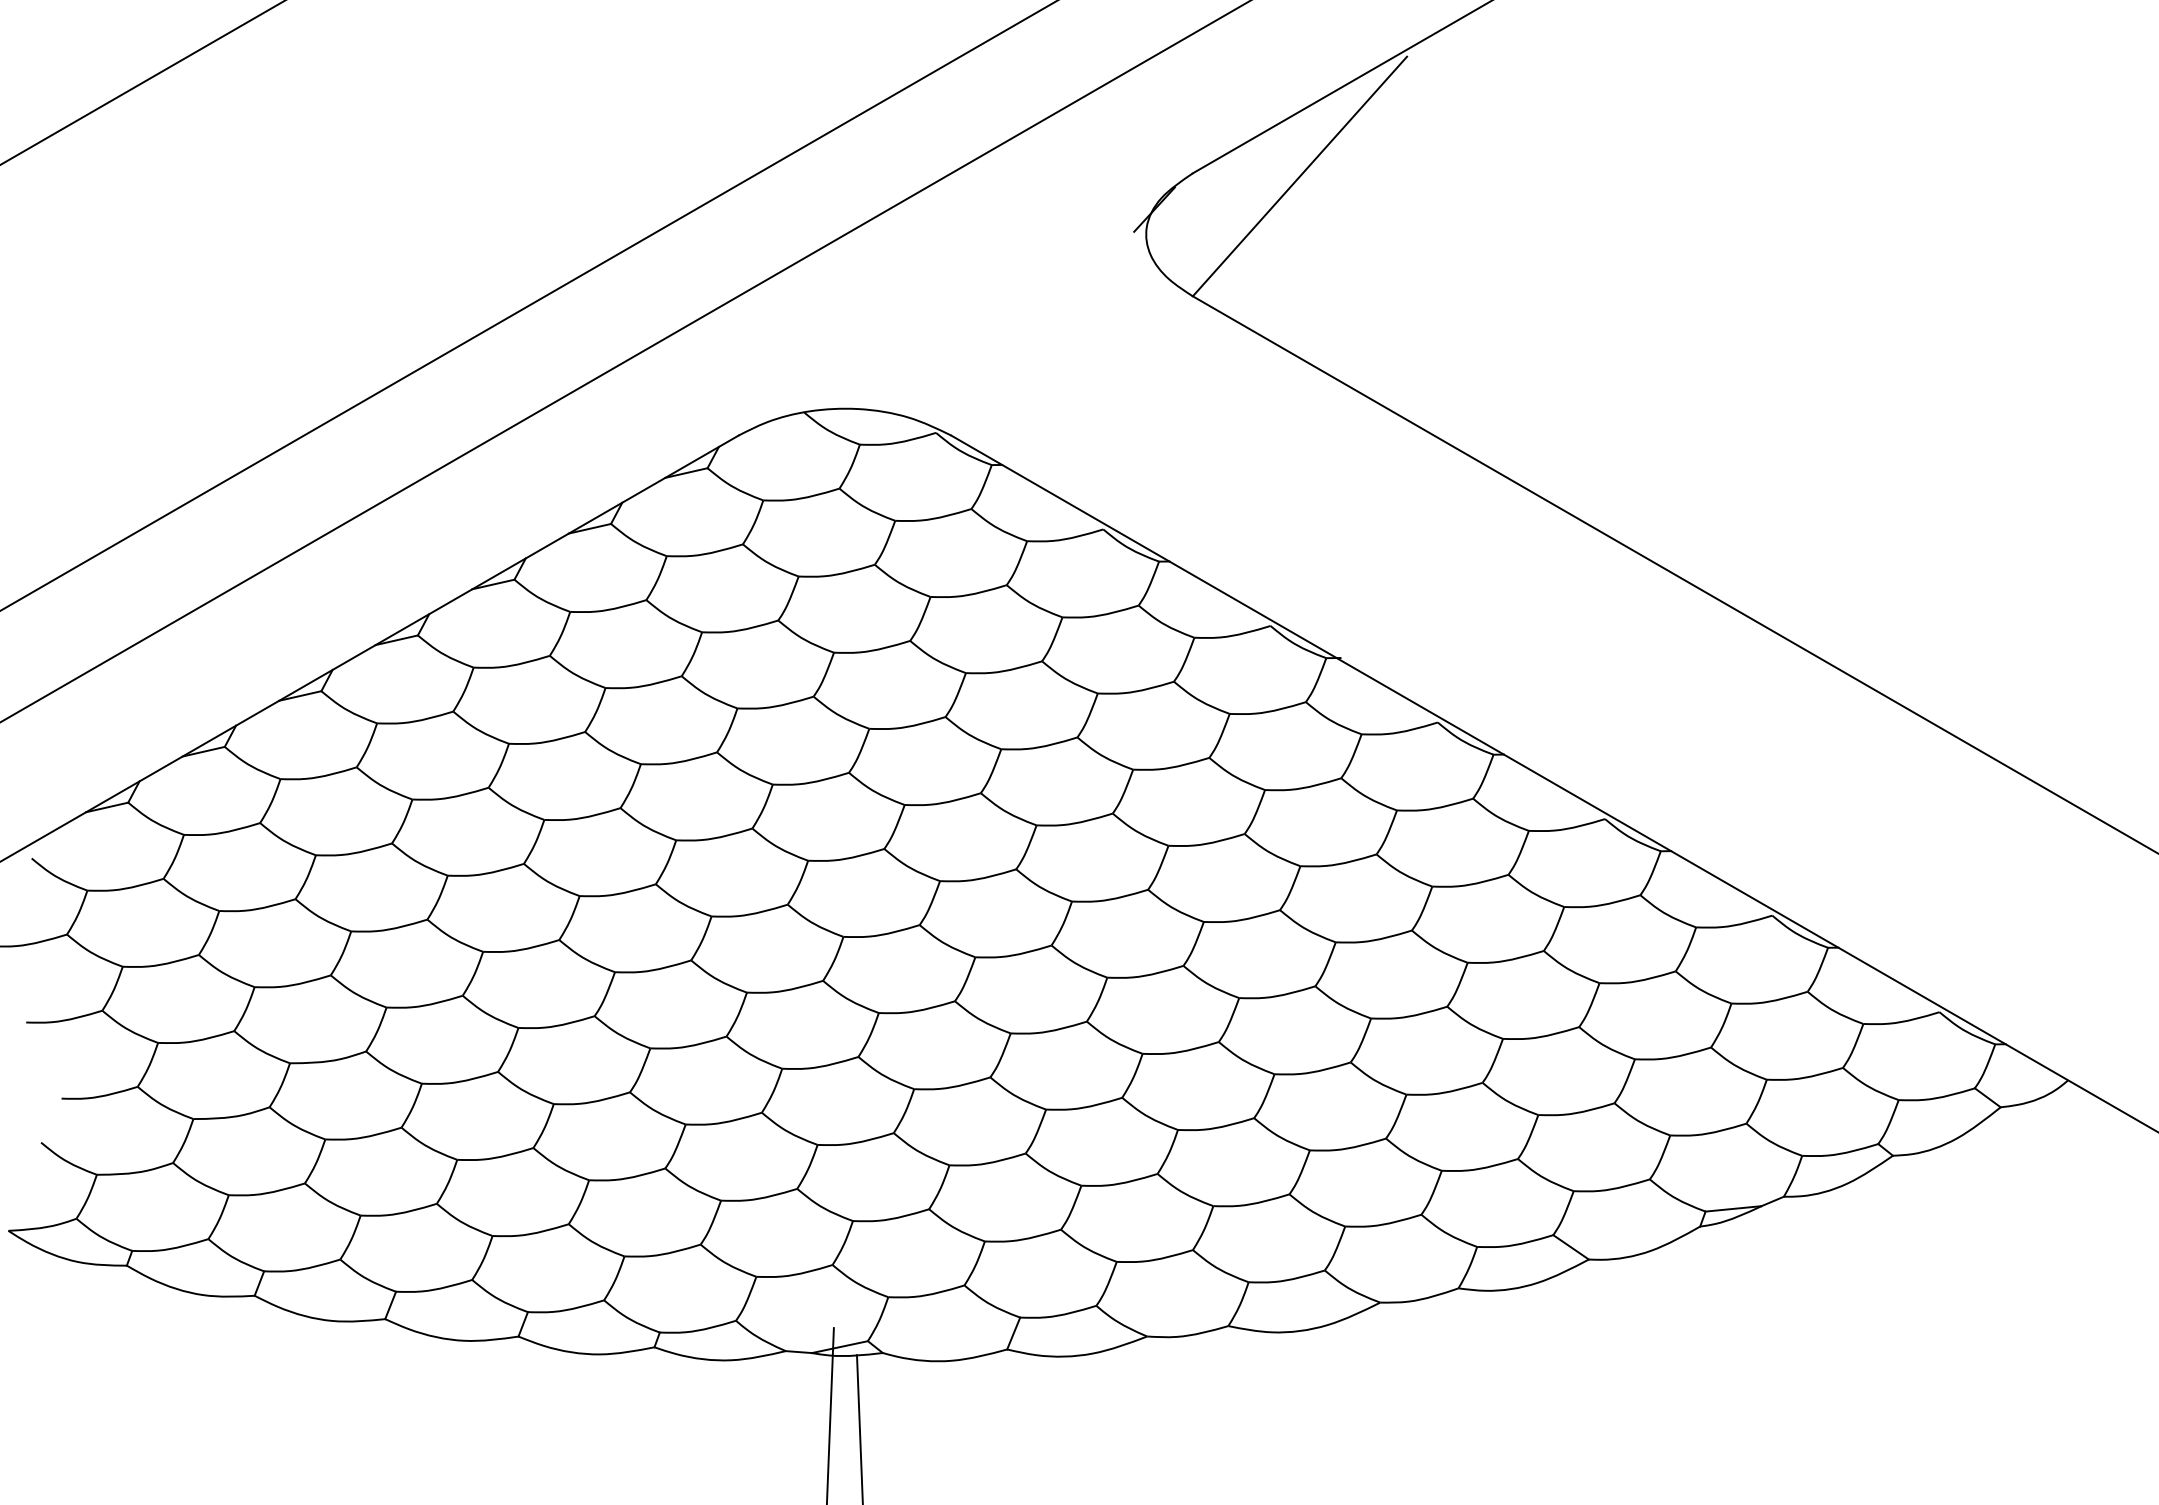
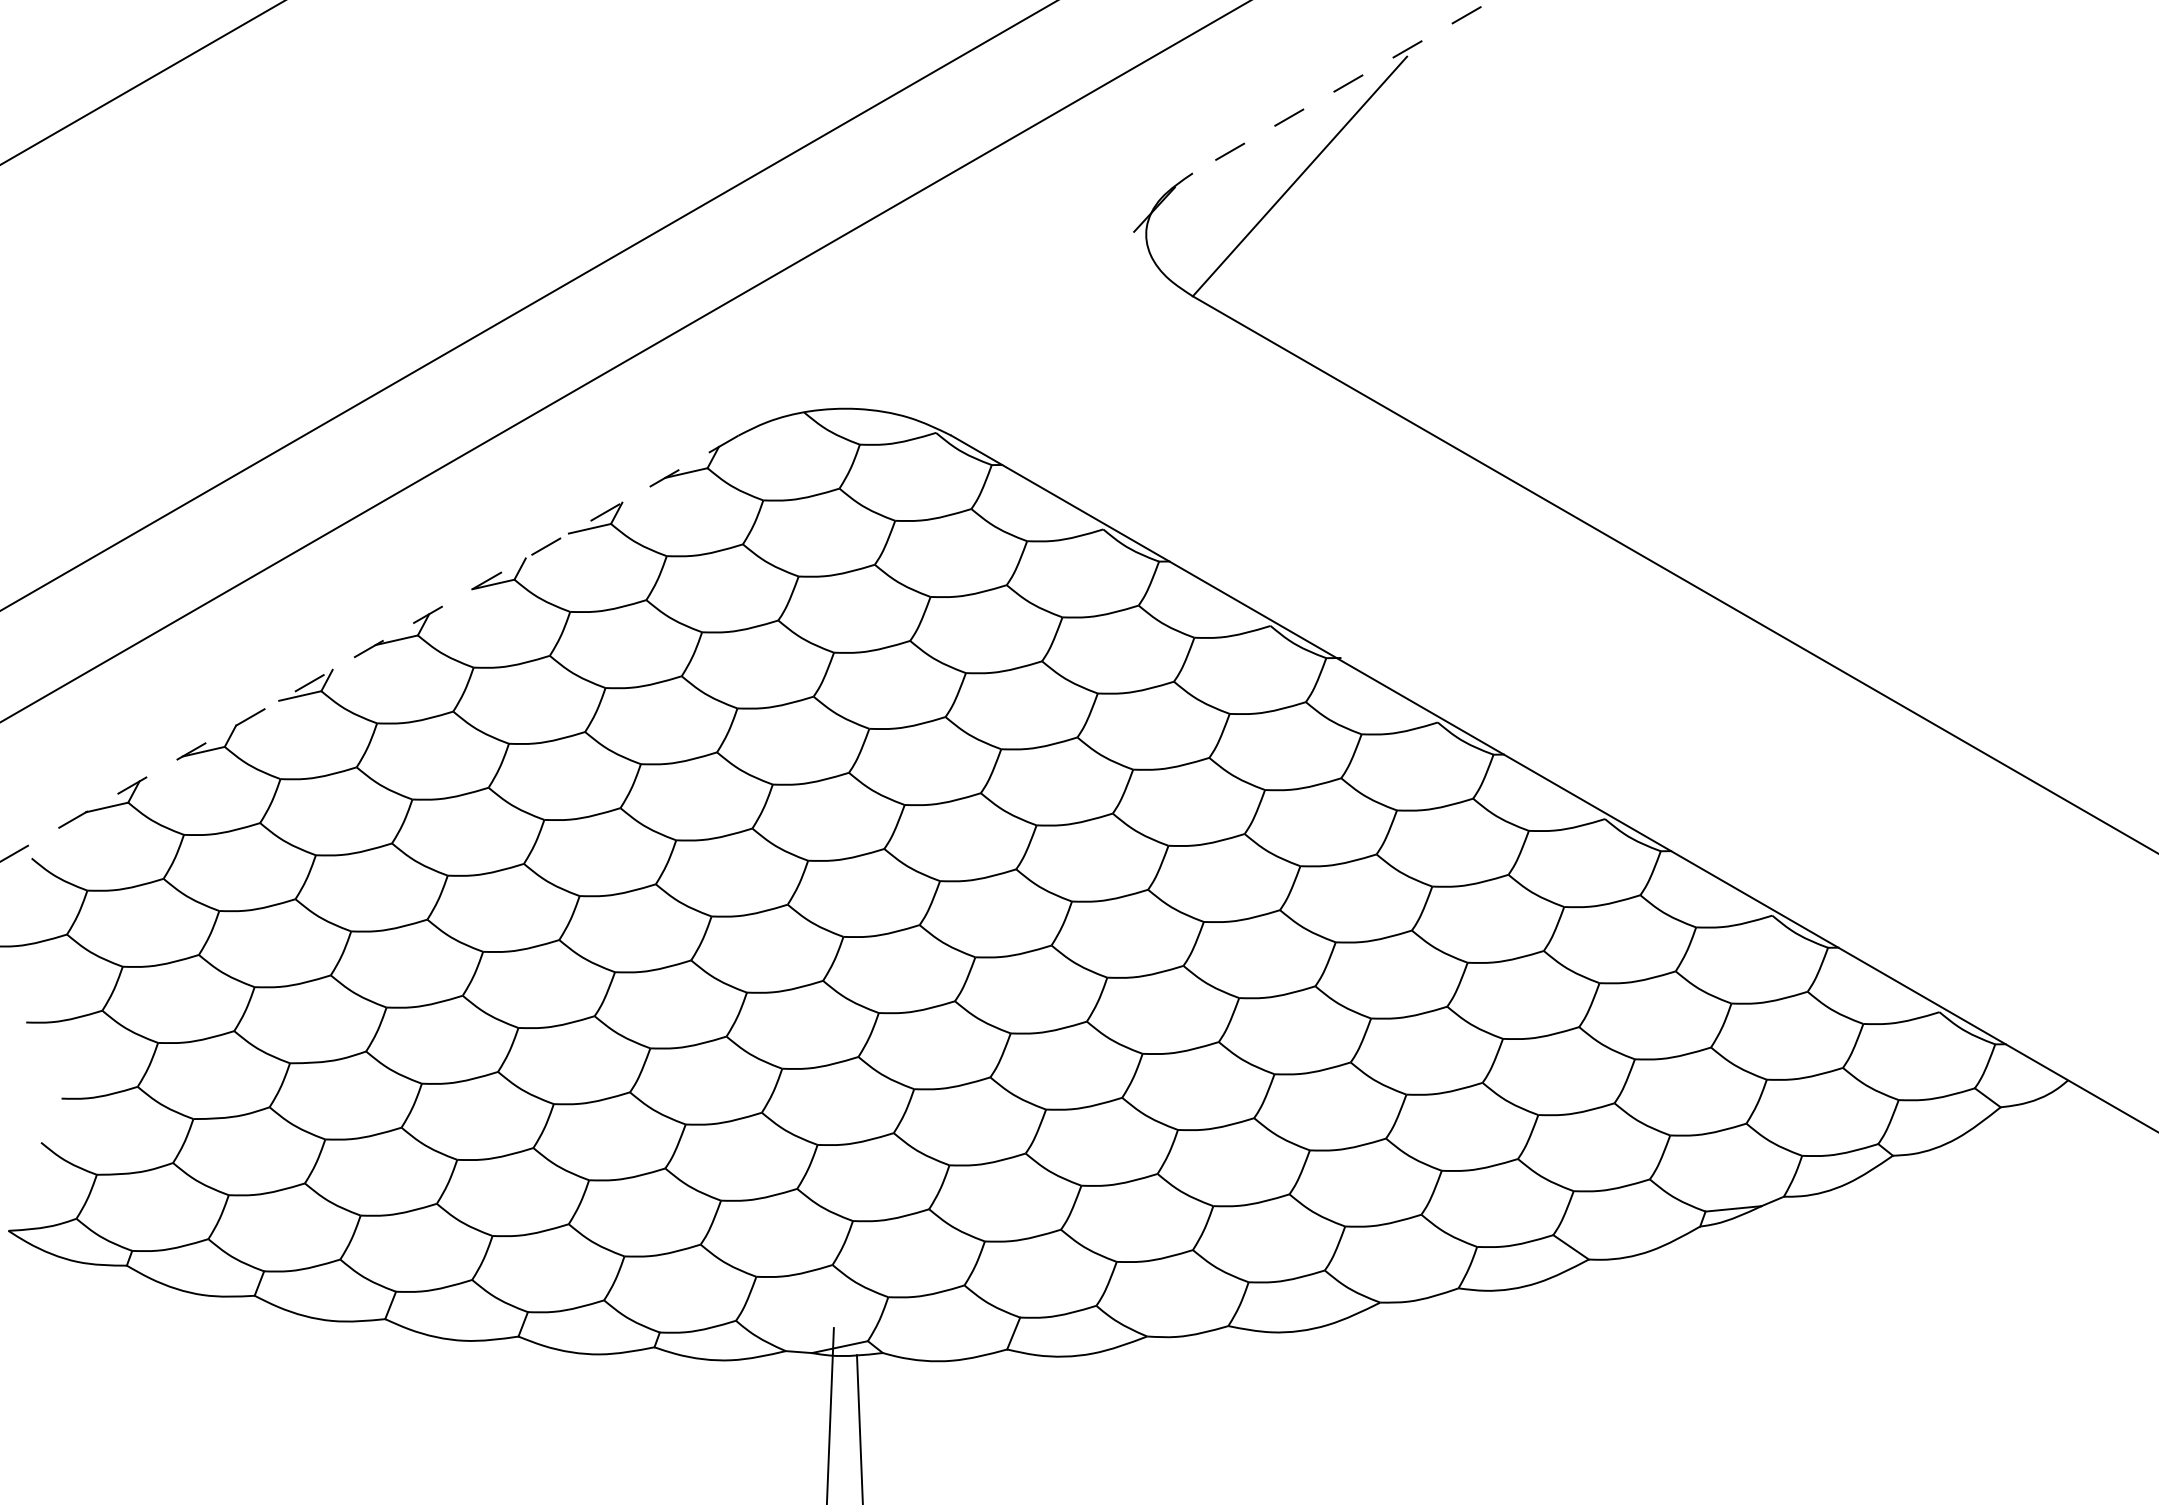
line: solid -> dashed (1342, 86)
line: solid -> dashed (369, 648)
